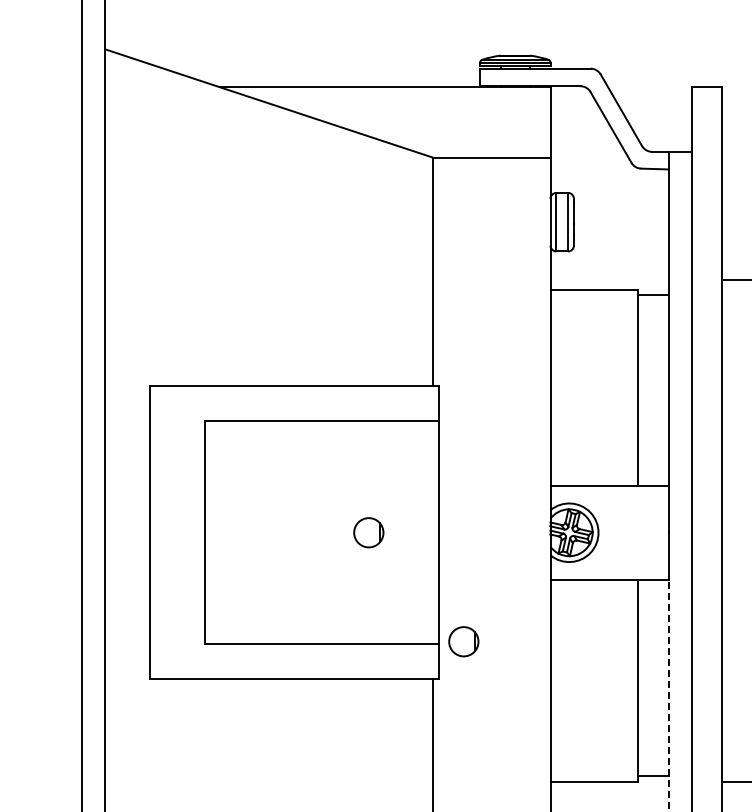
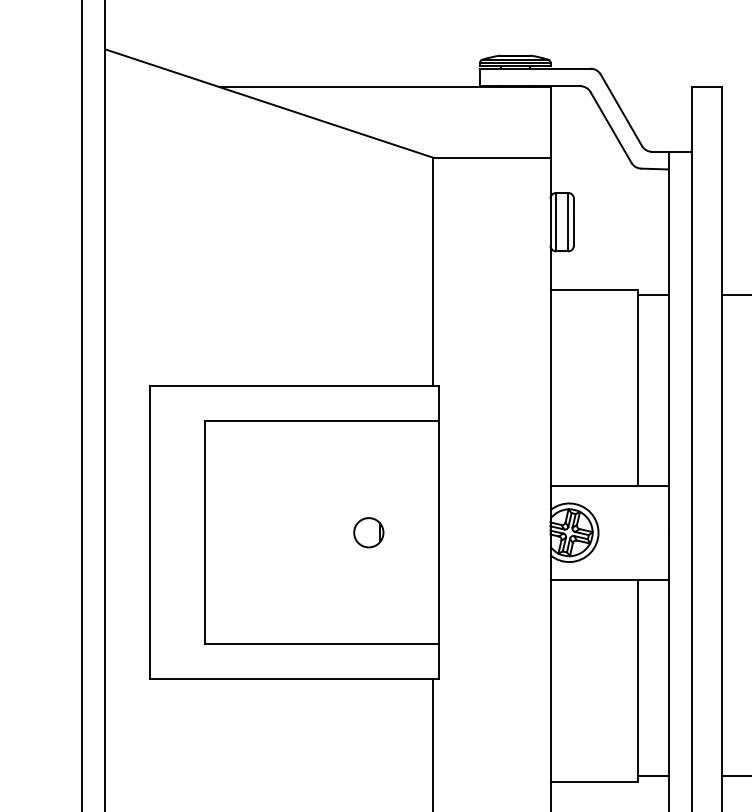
line position: (734, 280) -> (734, 295) (734, 295)
part: present -> none (463, 641)
line: dashed -> solid (668, 695)
line position: (734, 781) -> (734, 775) (734, 775)
